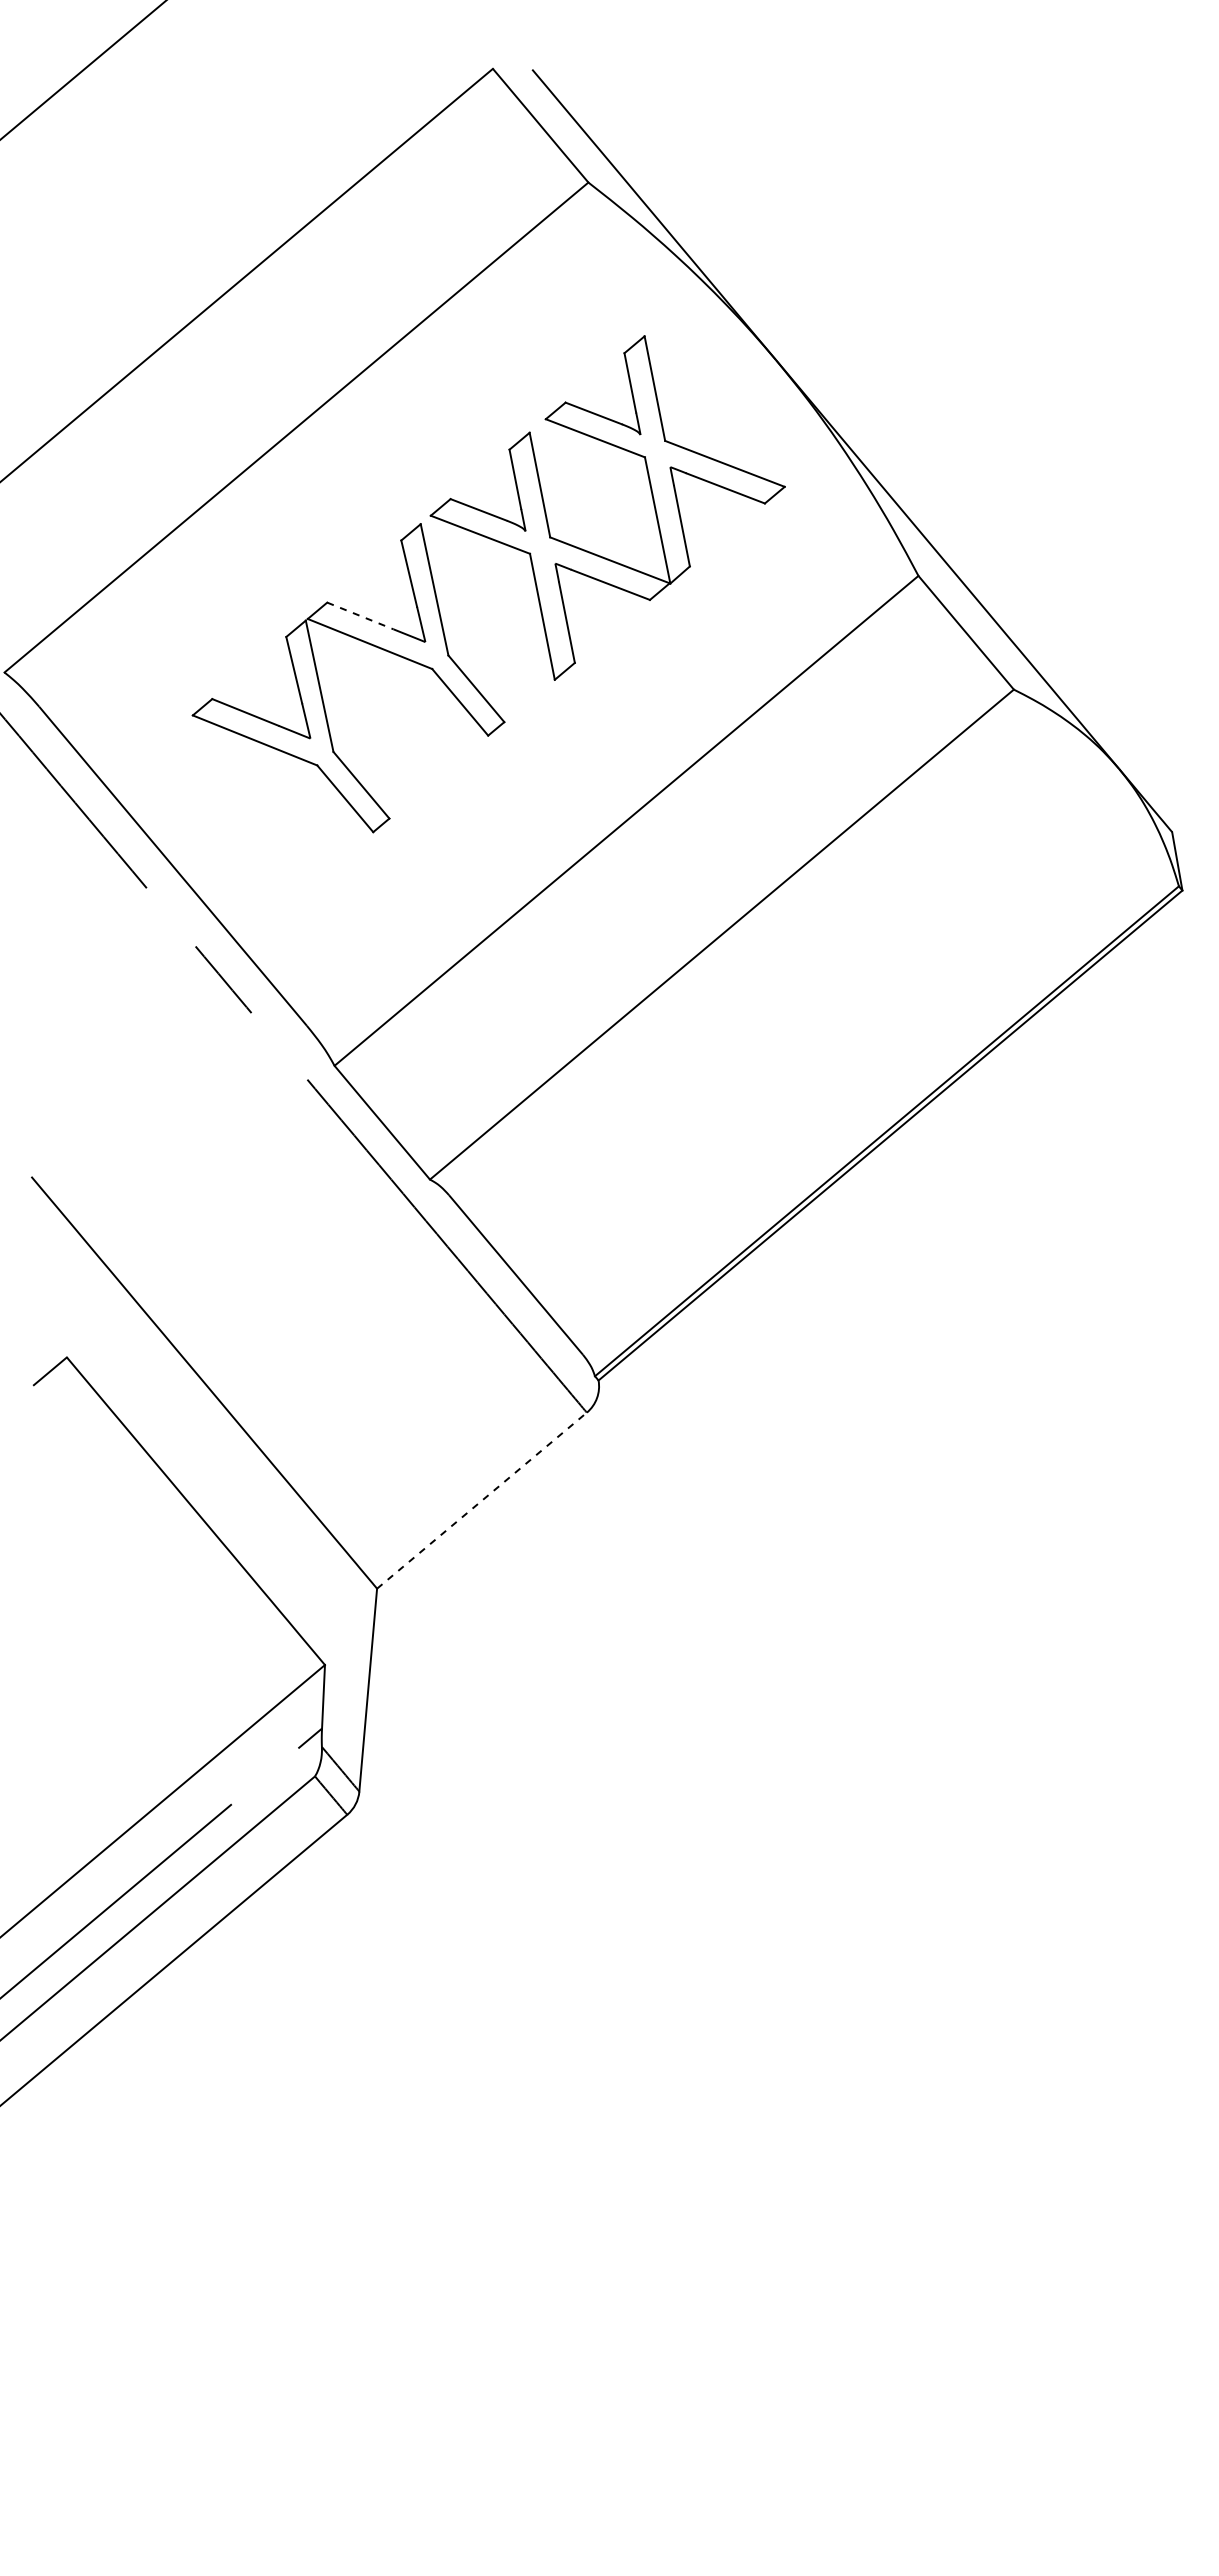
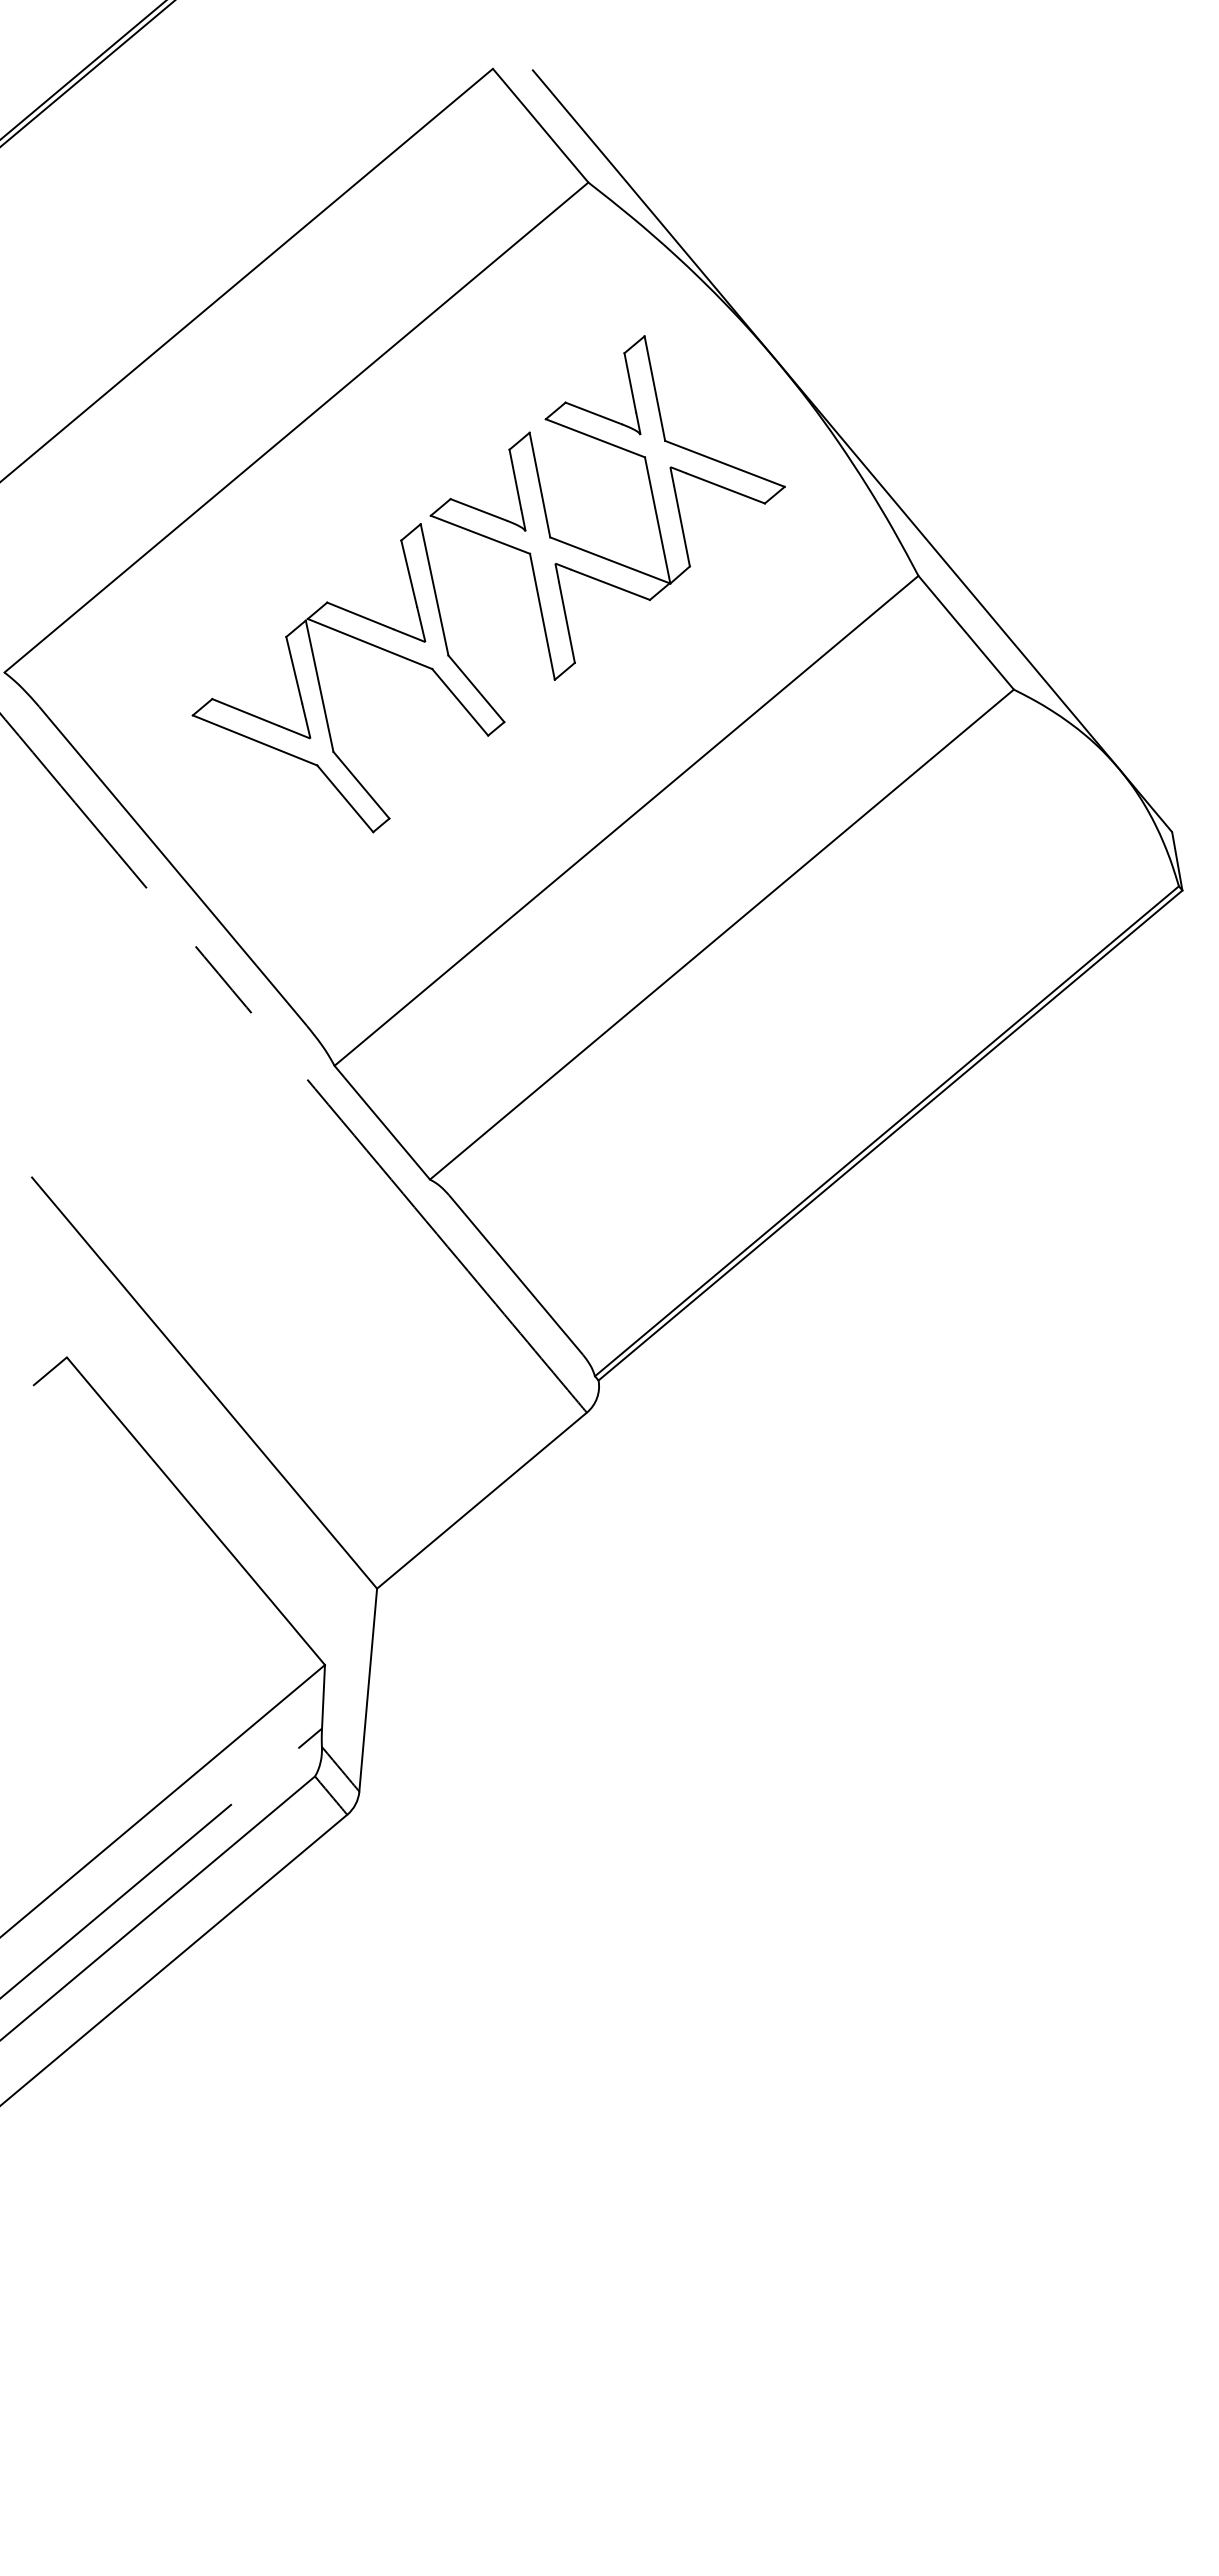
line: none -> present (87, 73)
line: dashed -> solid (360, 615)
line: dashed -> solid (481, 1500)
